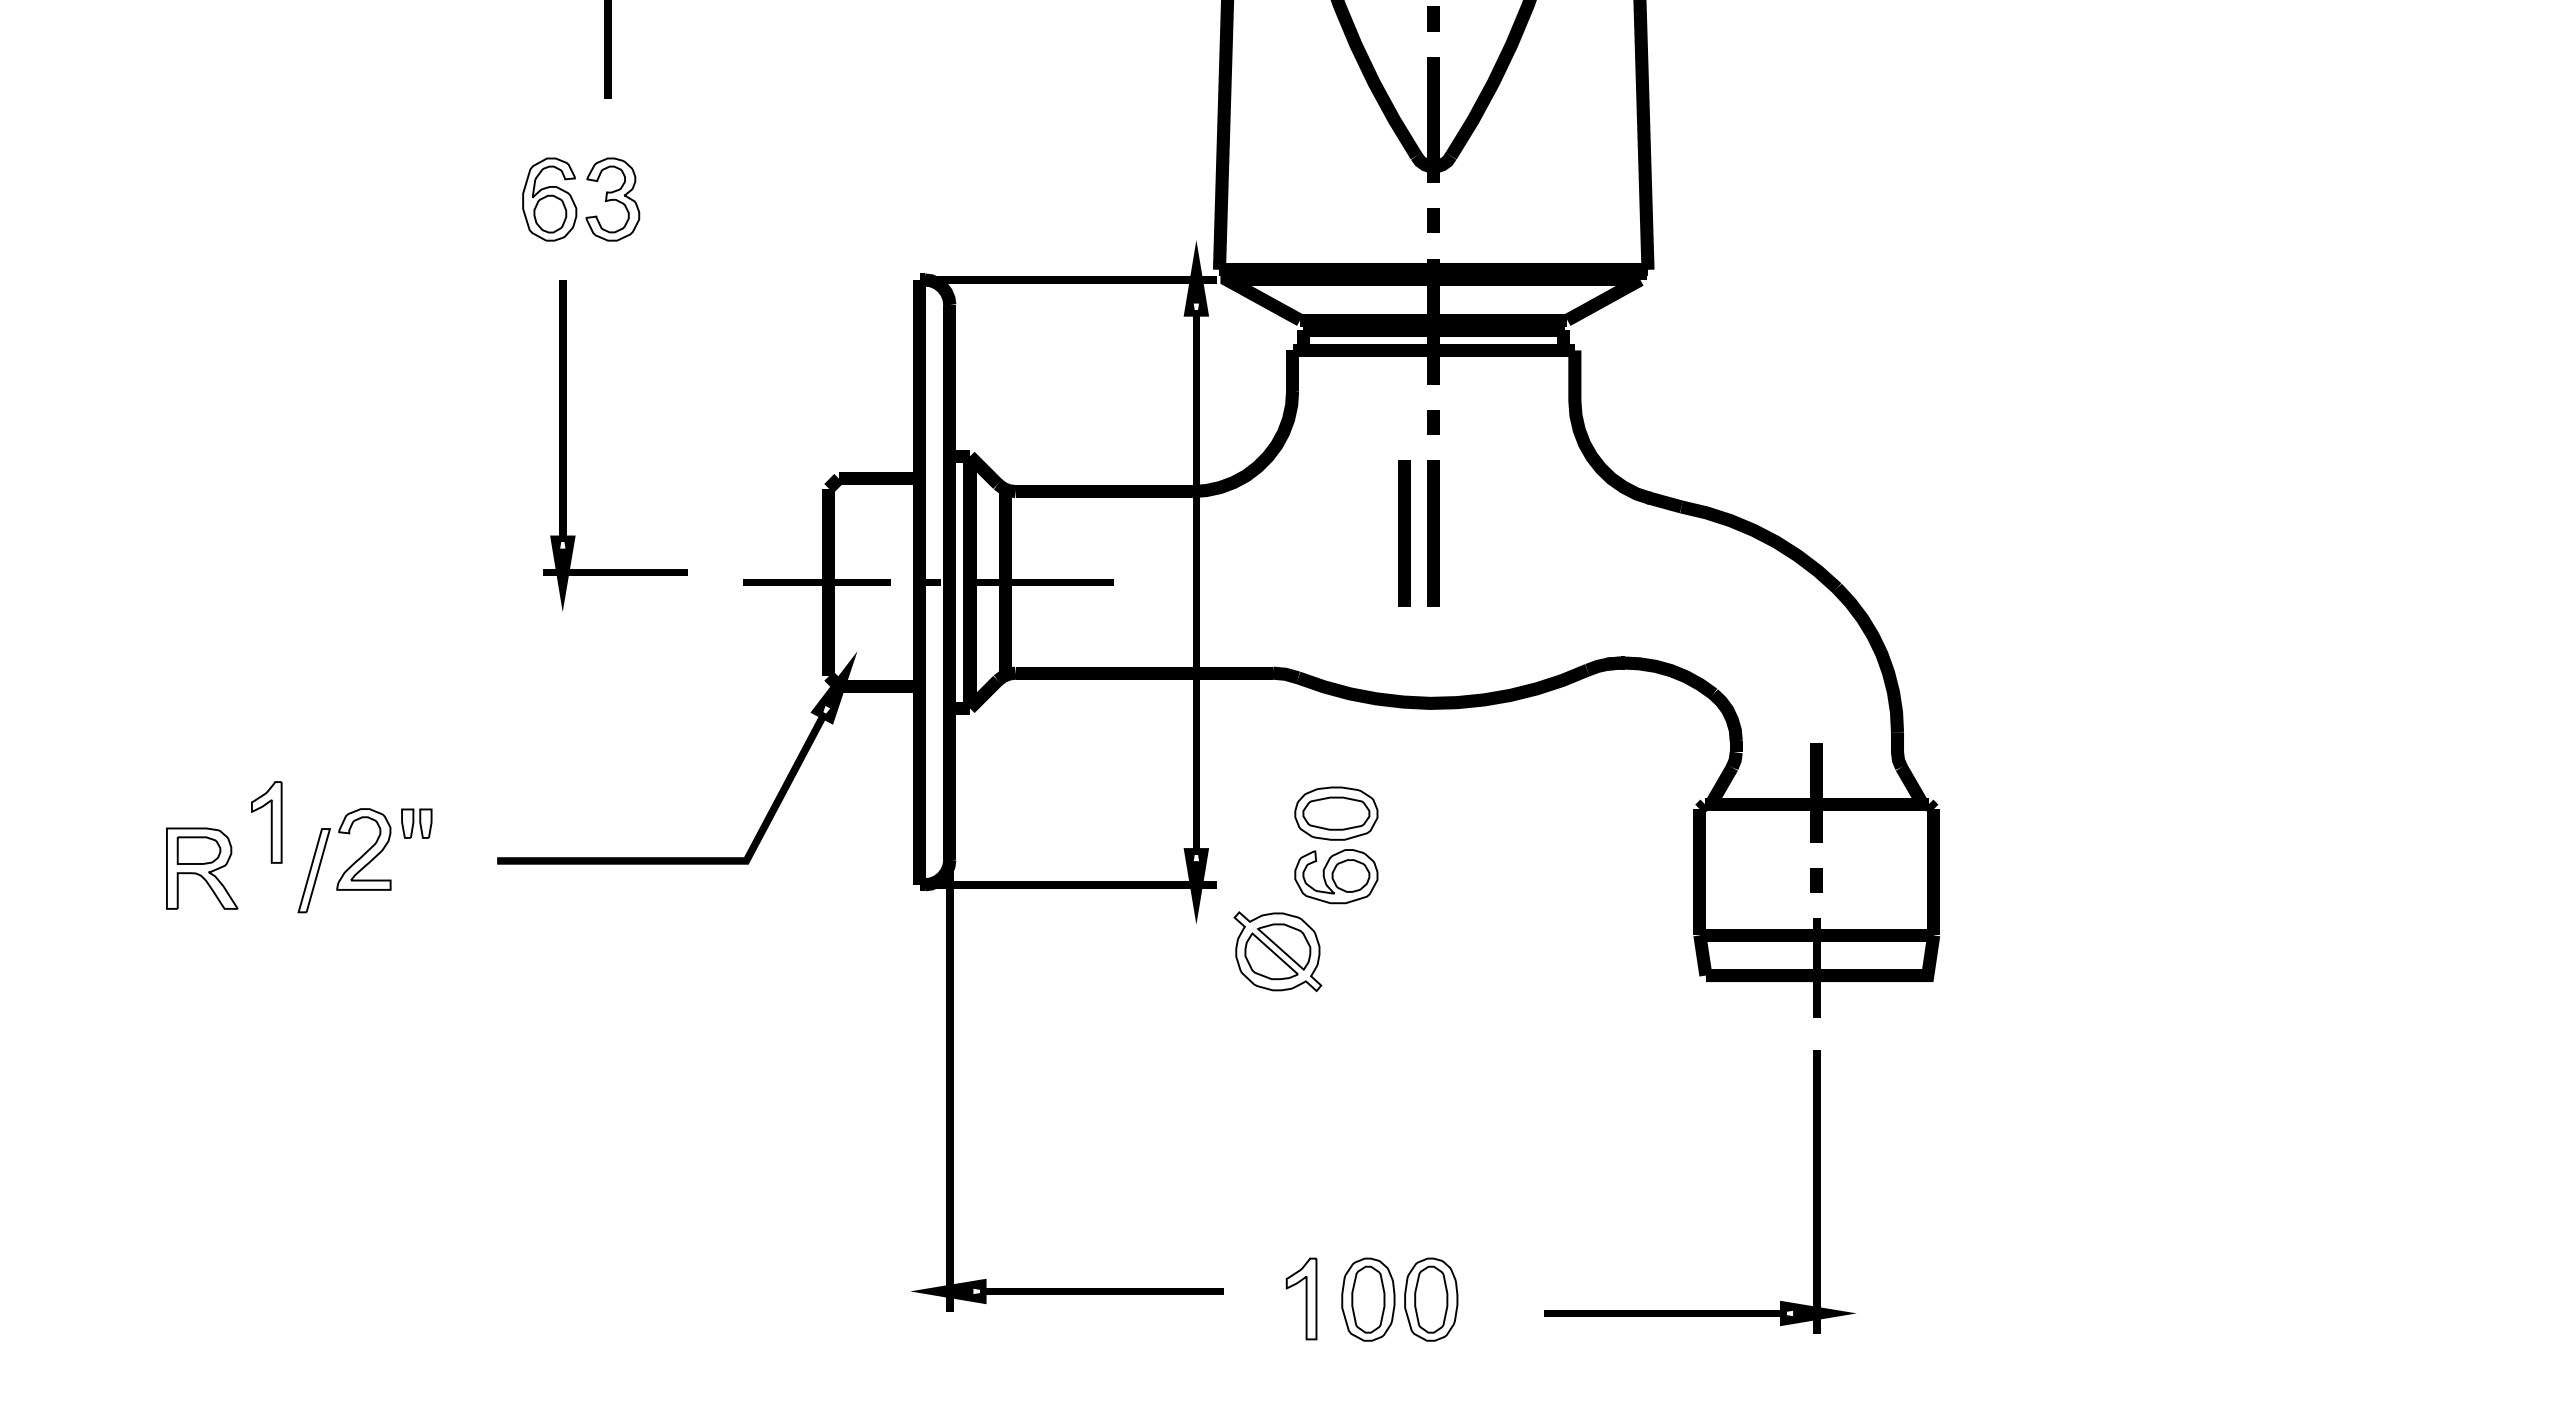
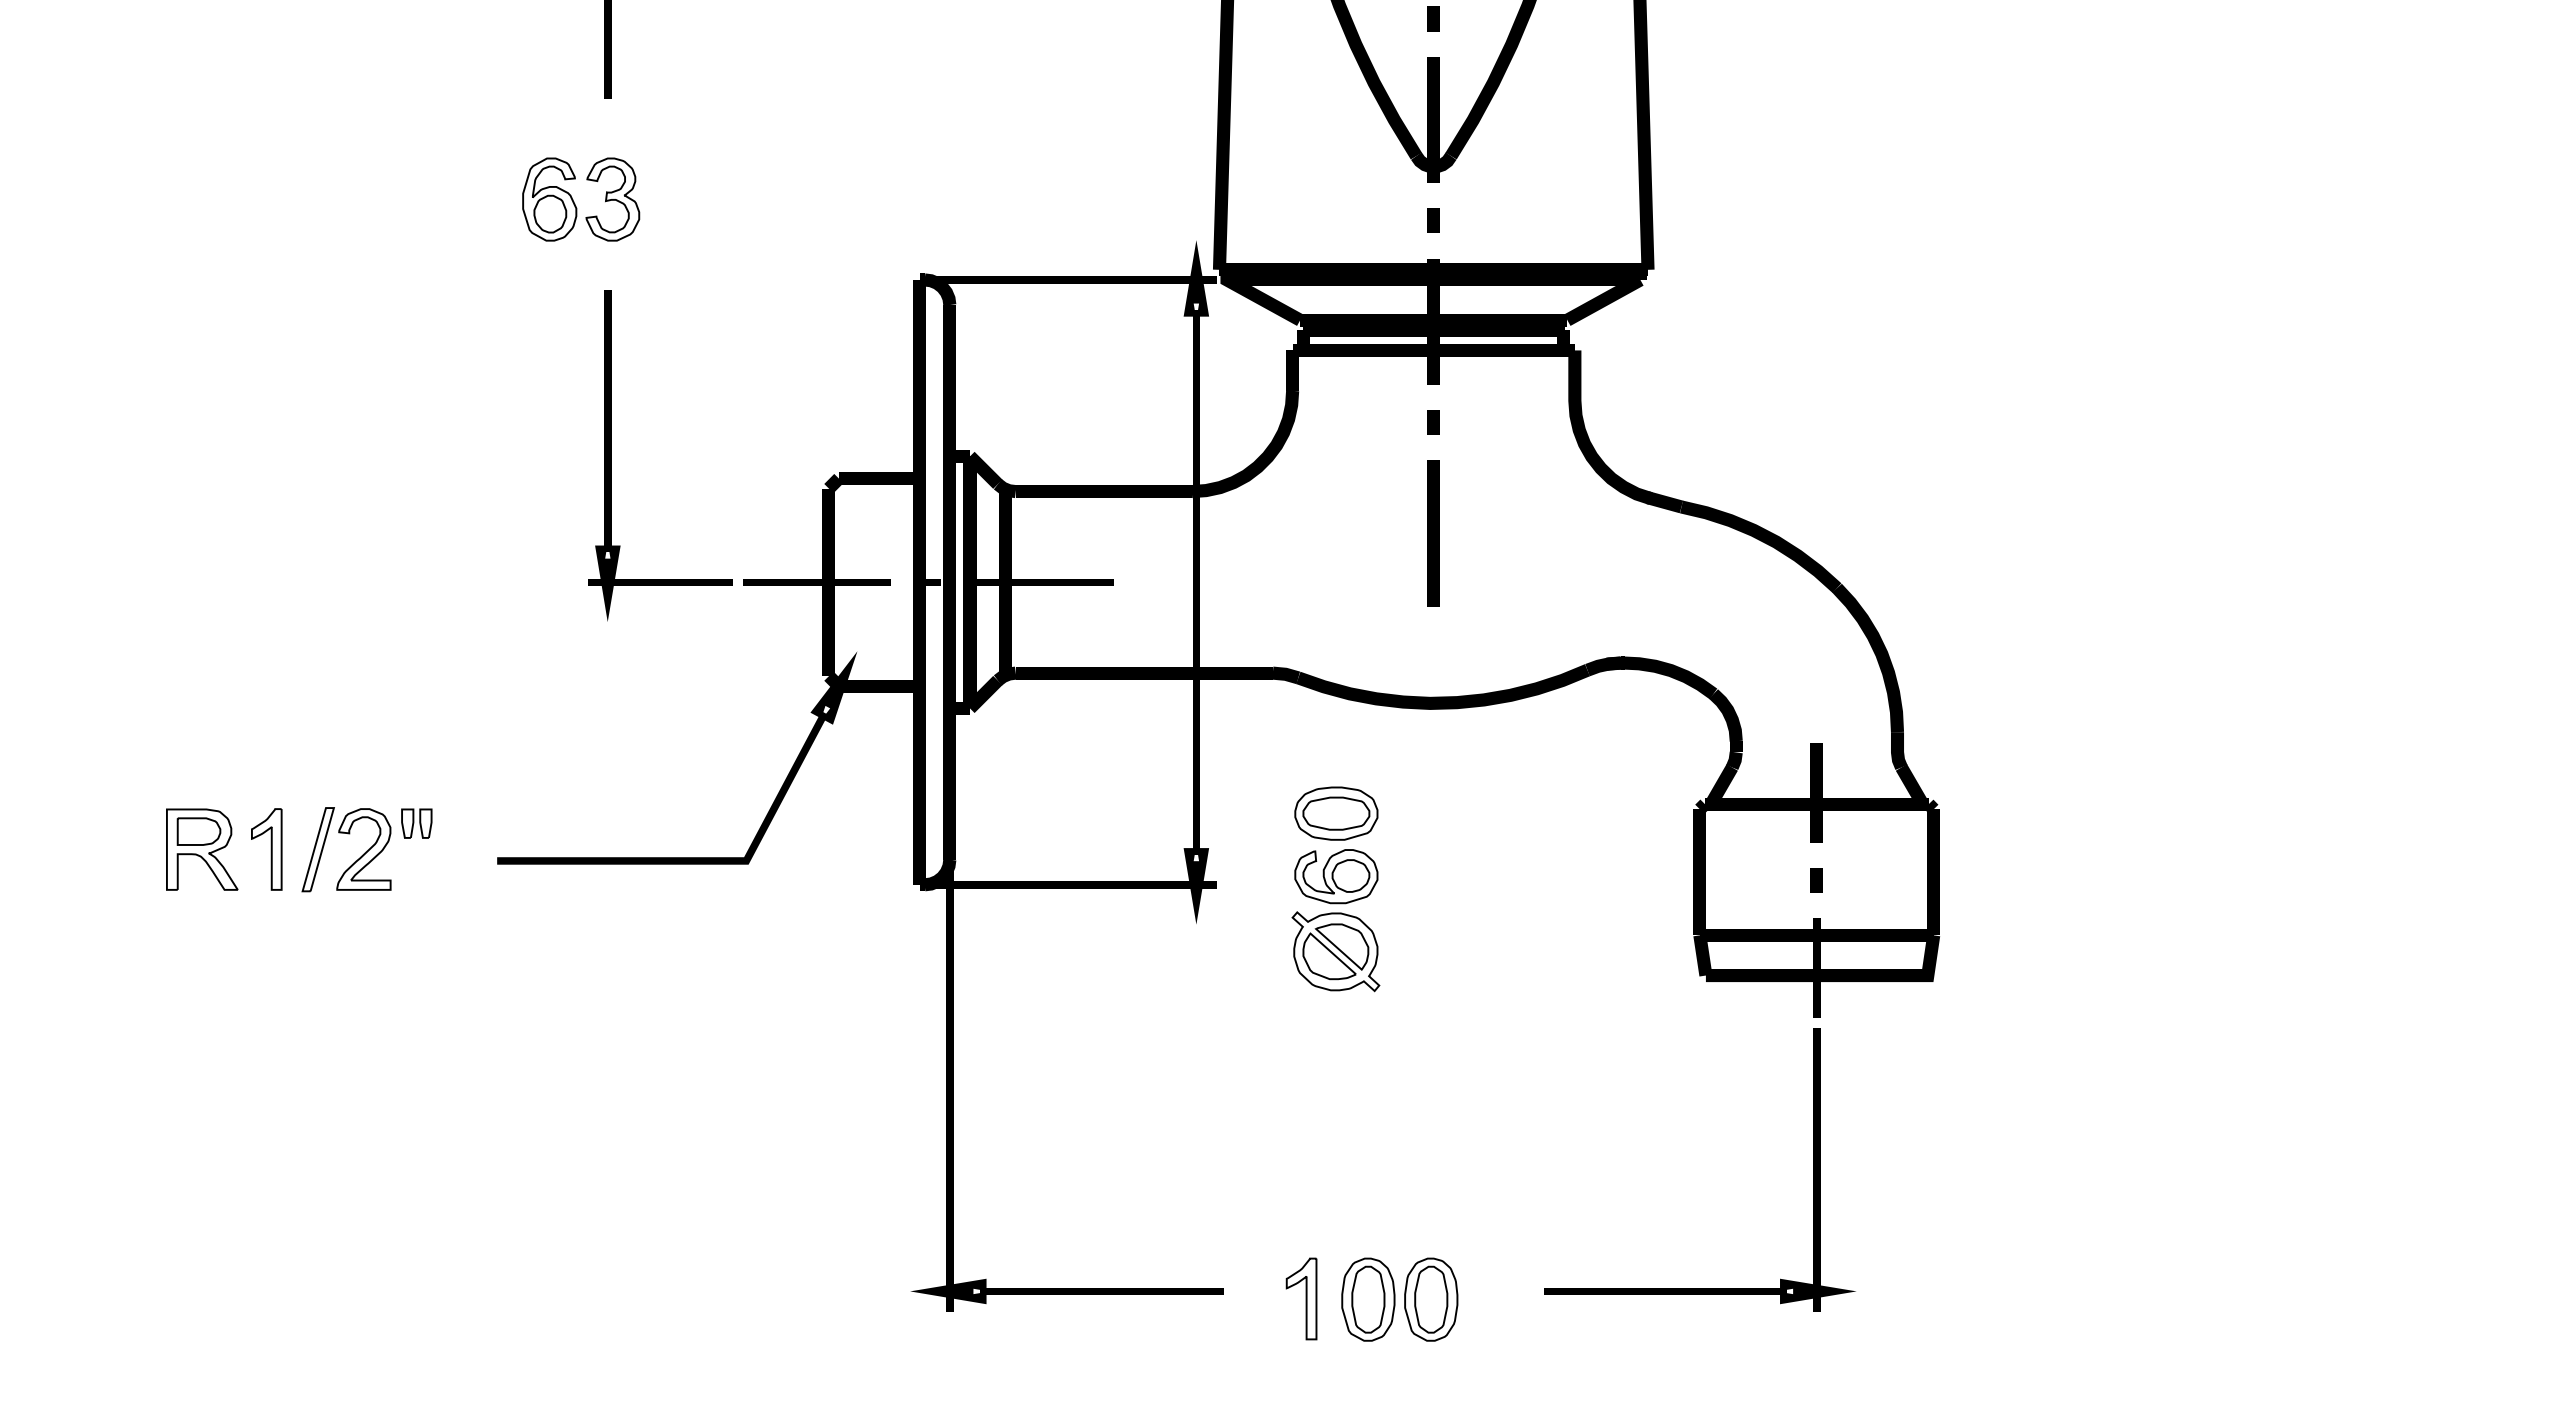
part position: (566, 445) -> (611, 455) (611, 455)
line: present -> none (1404, 533)
part position: (266, 822) -> (266, 849) (266, 849)
part position: (202, 868) -> (202, 849) (202, 849)
part position: (313, 870) -> (317, 849) (317, 849)
part position: (1277, 951) -> (1335, 951) (1335, 951)
part position: (1813, 1191) -> (1813, 1169) (1813, 1169)
